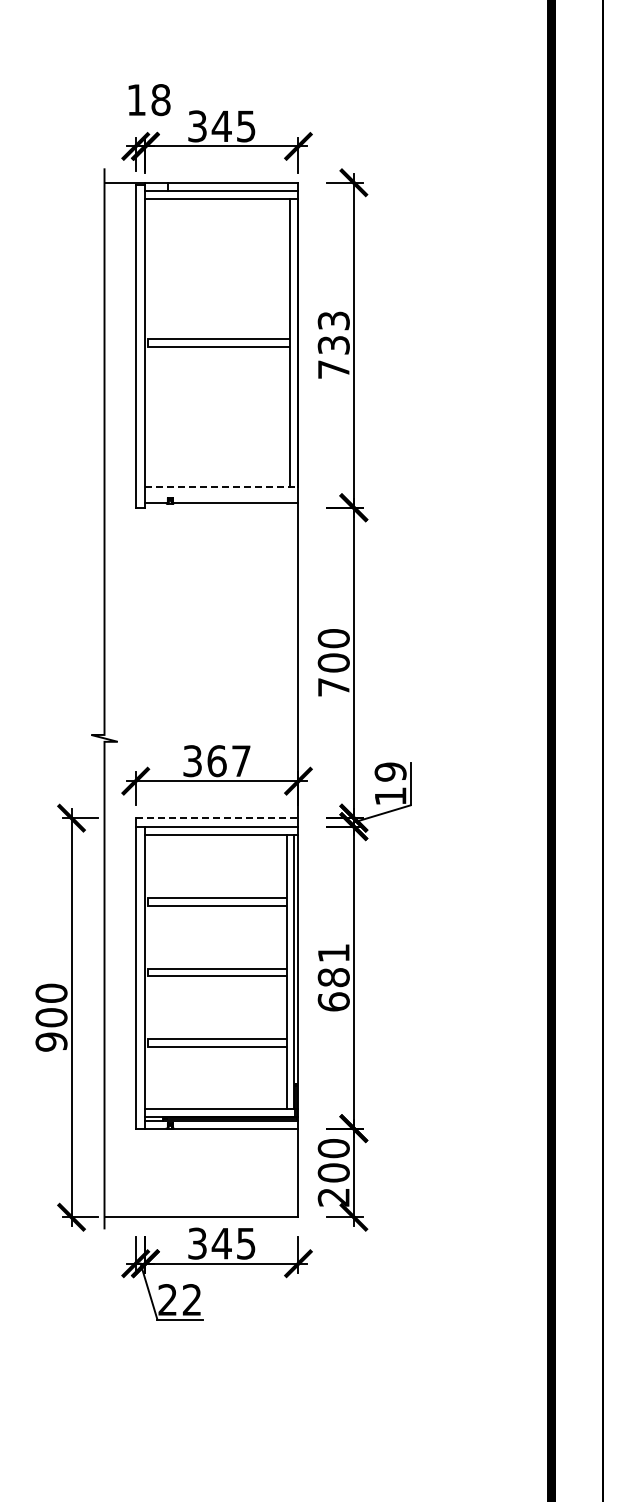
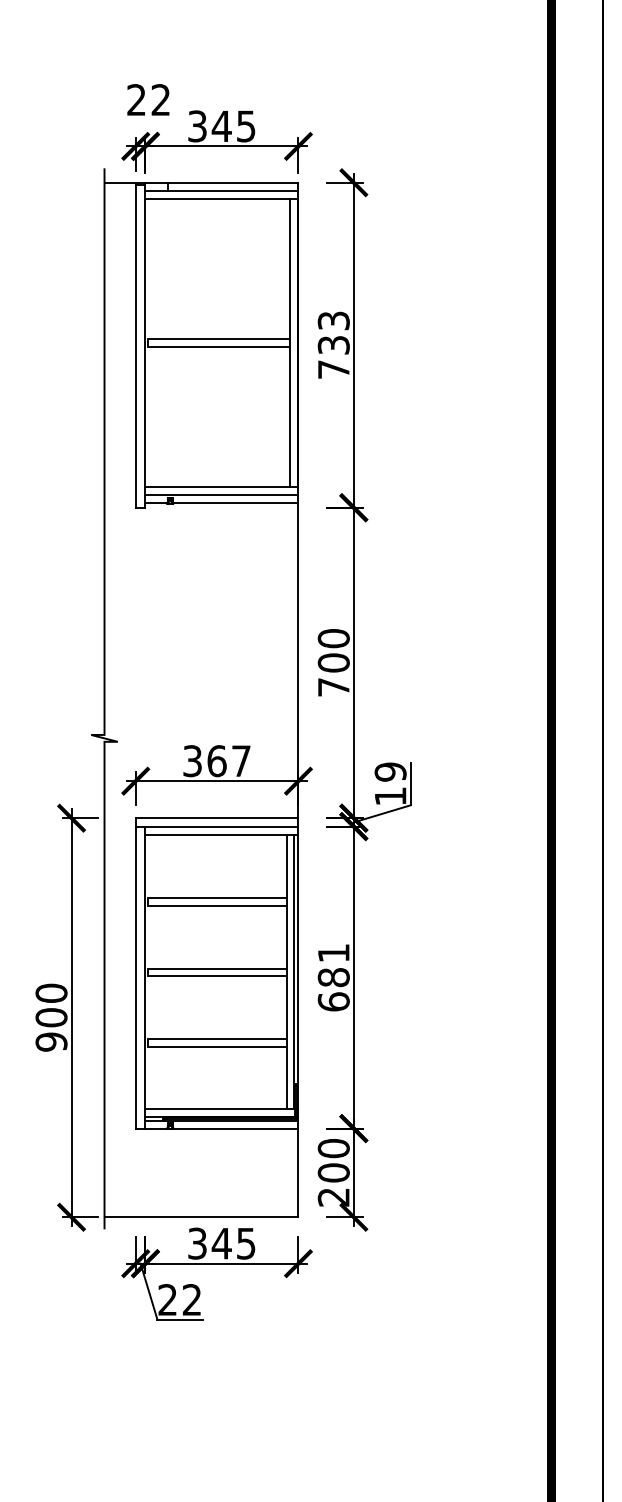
text: 18 -> 22 (148, 100)
line: dashed -> solid (222, 486)
line: none -> present (221, 494)
line: dashed -> solid (217, 818)
